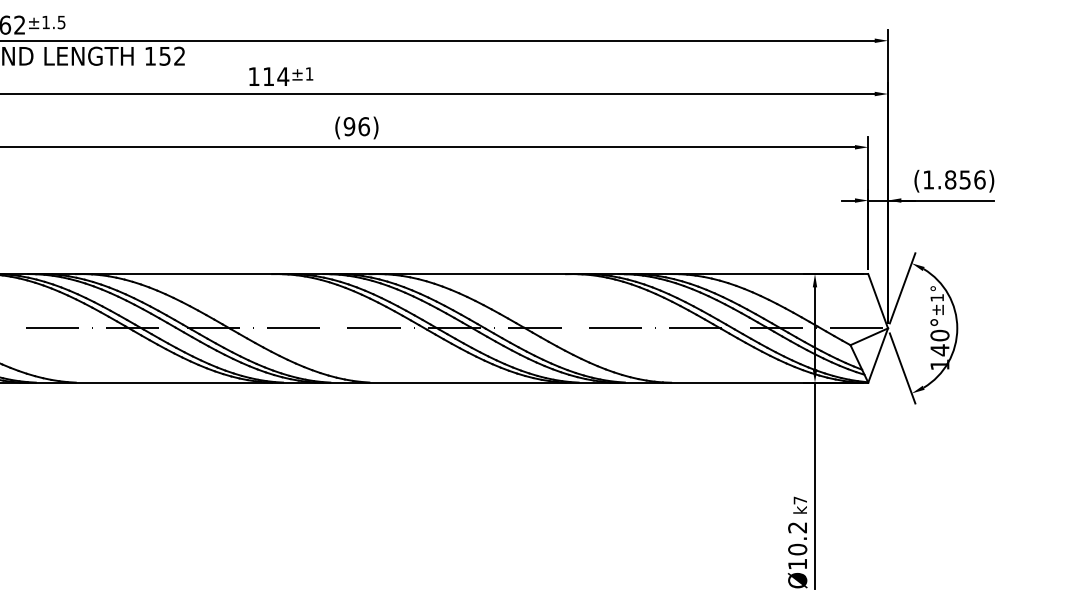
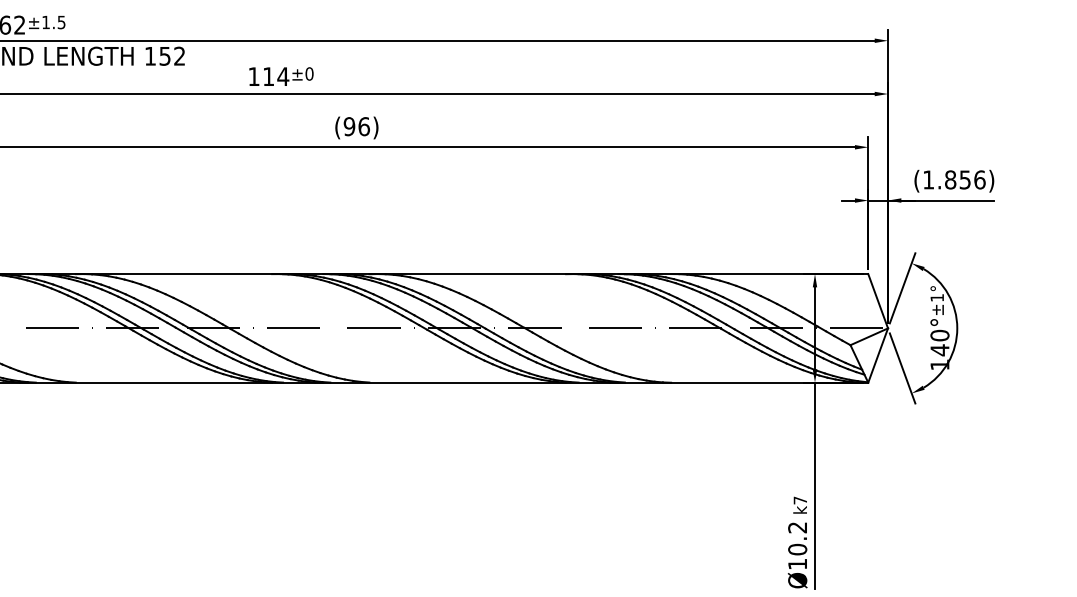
text: ±1 -> ±0 (309, 73)
